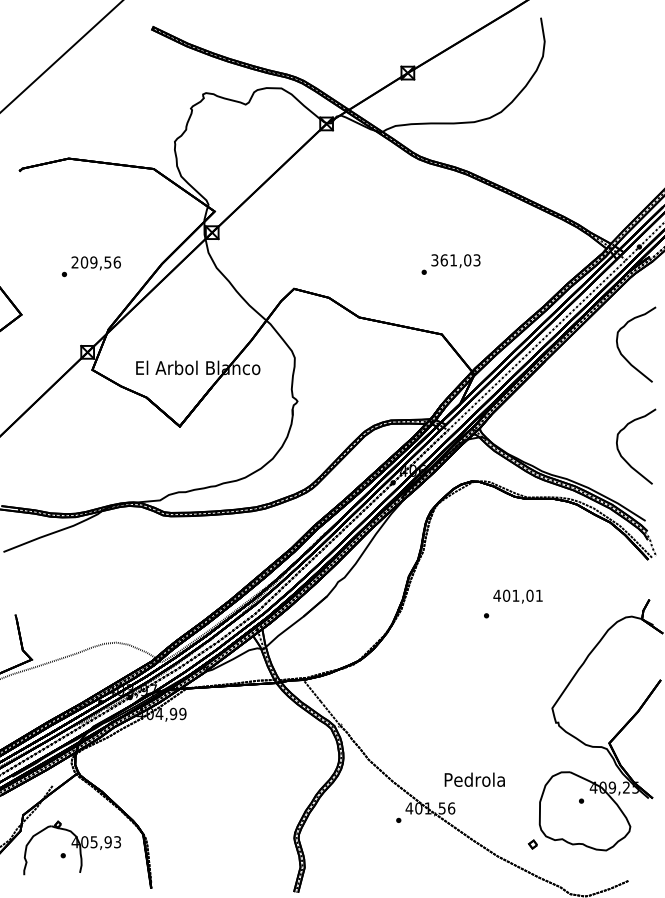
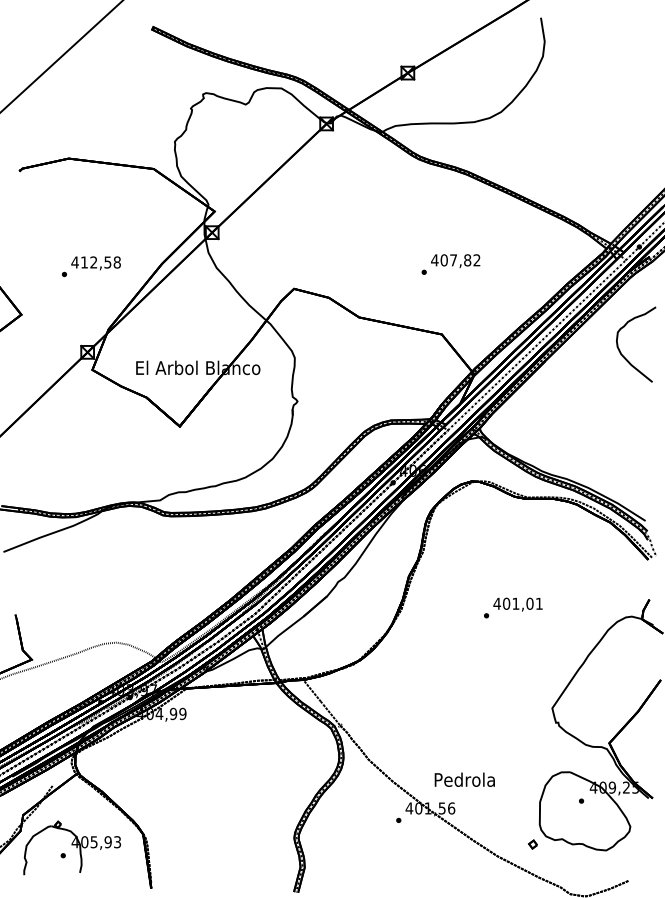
text: 361,03 -> 407,82 (455, 260)
text: 209,56 -> 412,58 (95, 262)
curve: present -> none (624, 458)
text position: (517, 596) -> (517, 604) (517, 604)
text position: (474, 779) -> (464, 779) (464, 779)
